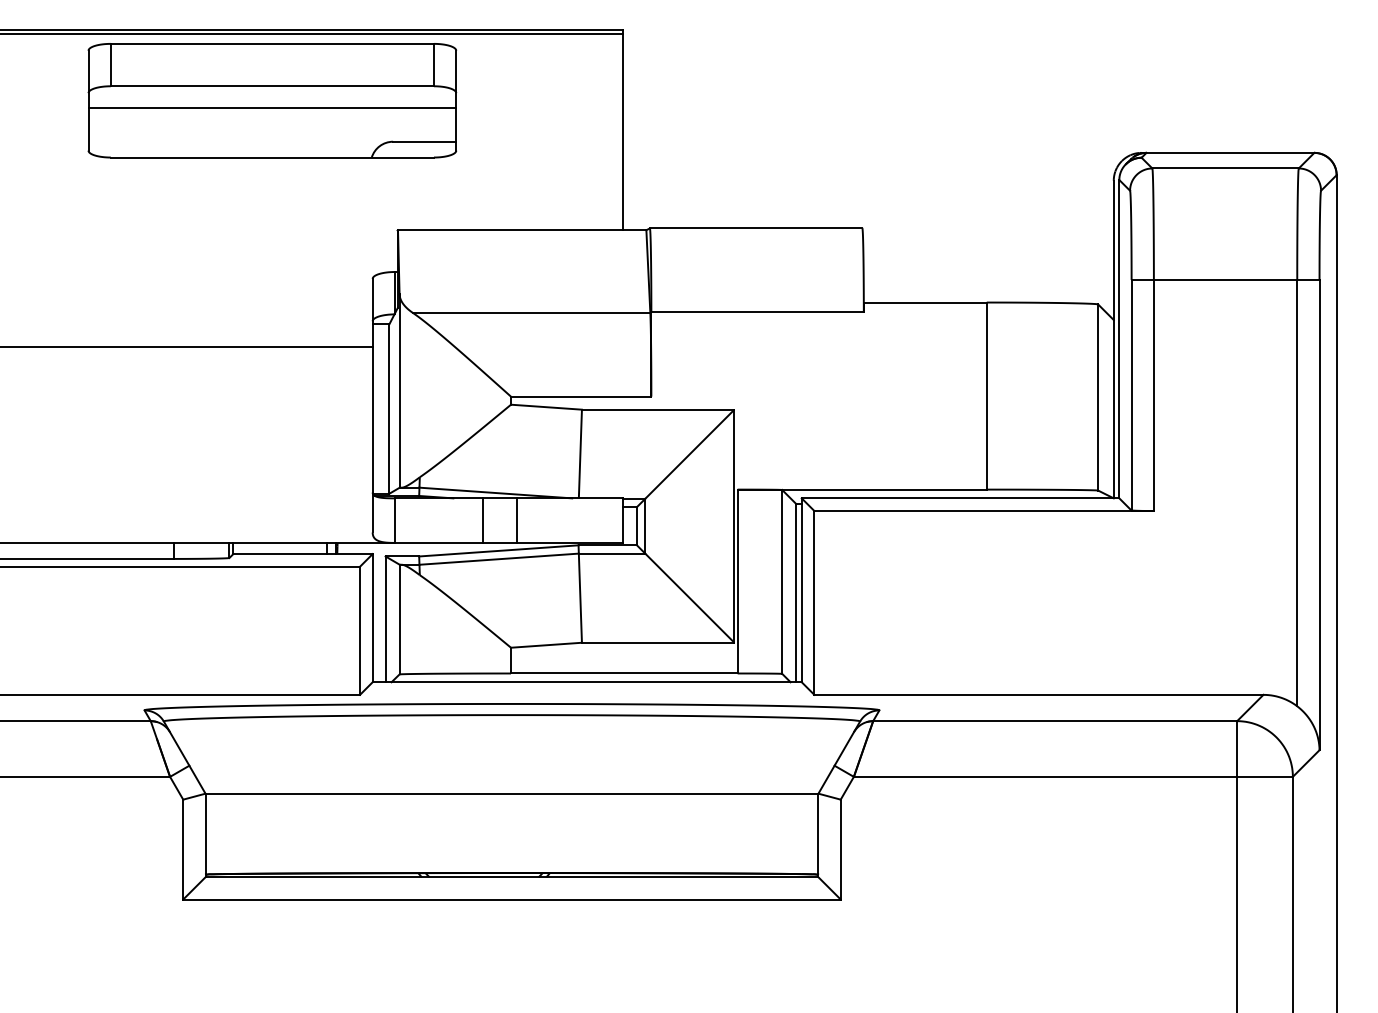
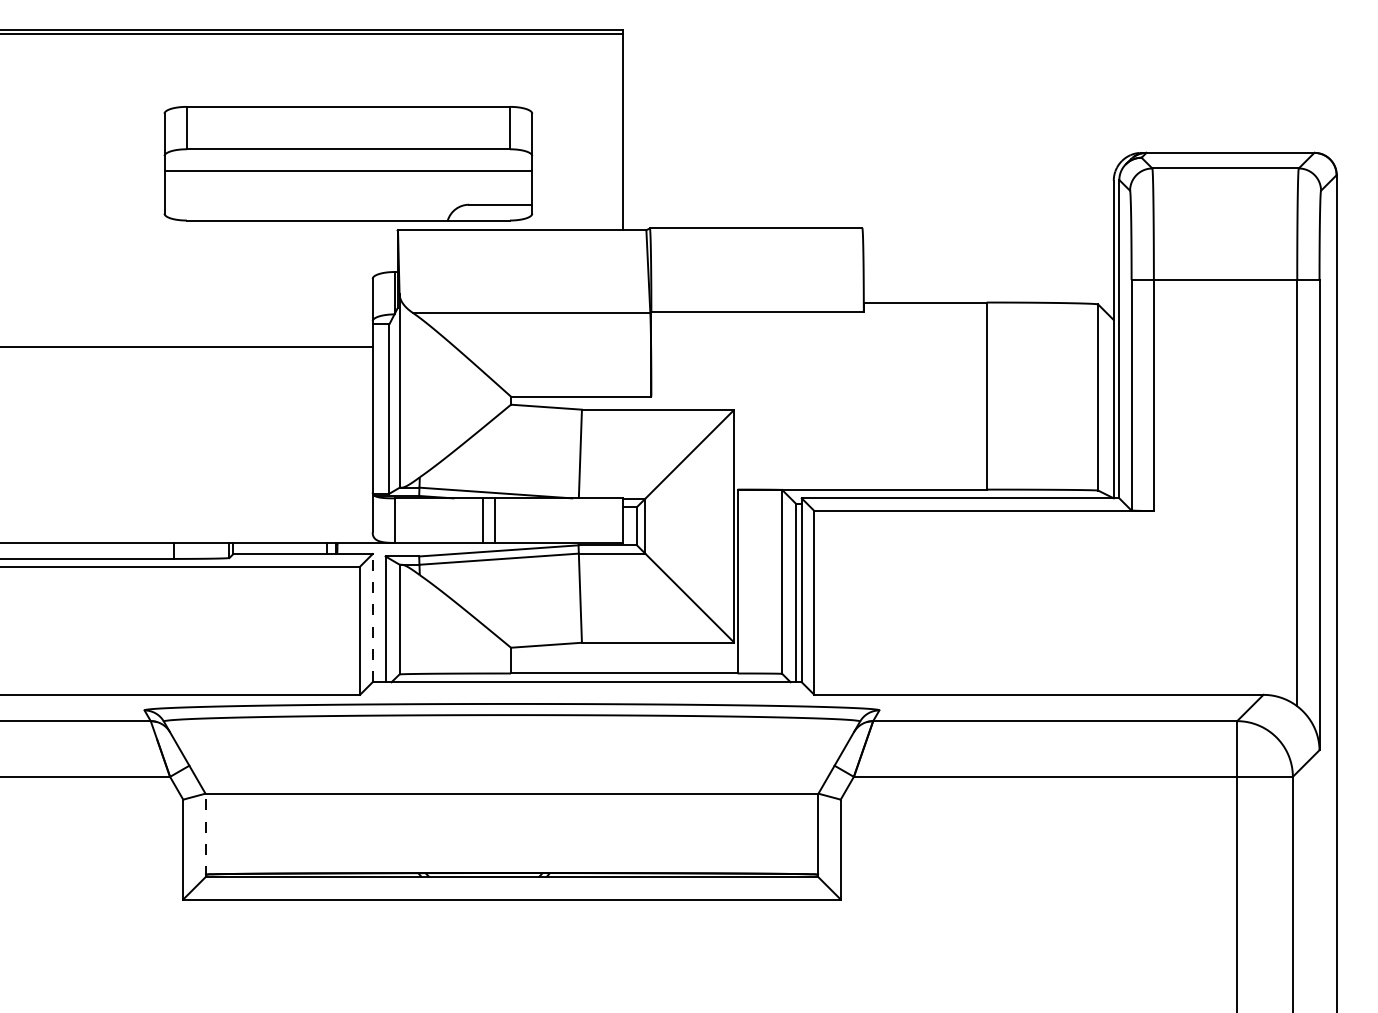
part position: (272, 100) -> (348, 163) (348, 163)
line position: (516, 520) -> (494, 520) (494, 520)
line: solid -> dashed (372, 617)
line: solid -> dashed (205, 835)
